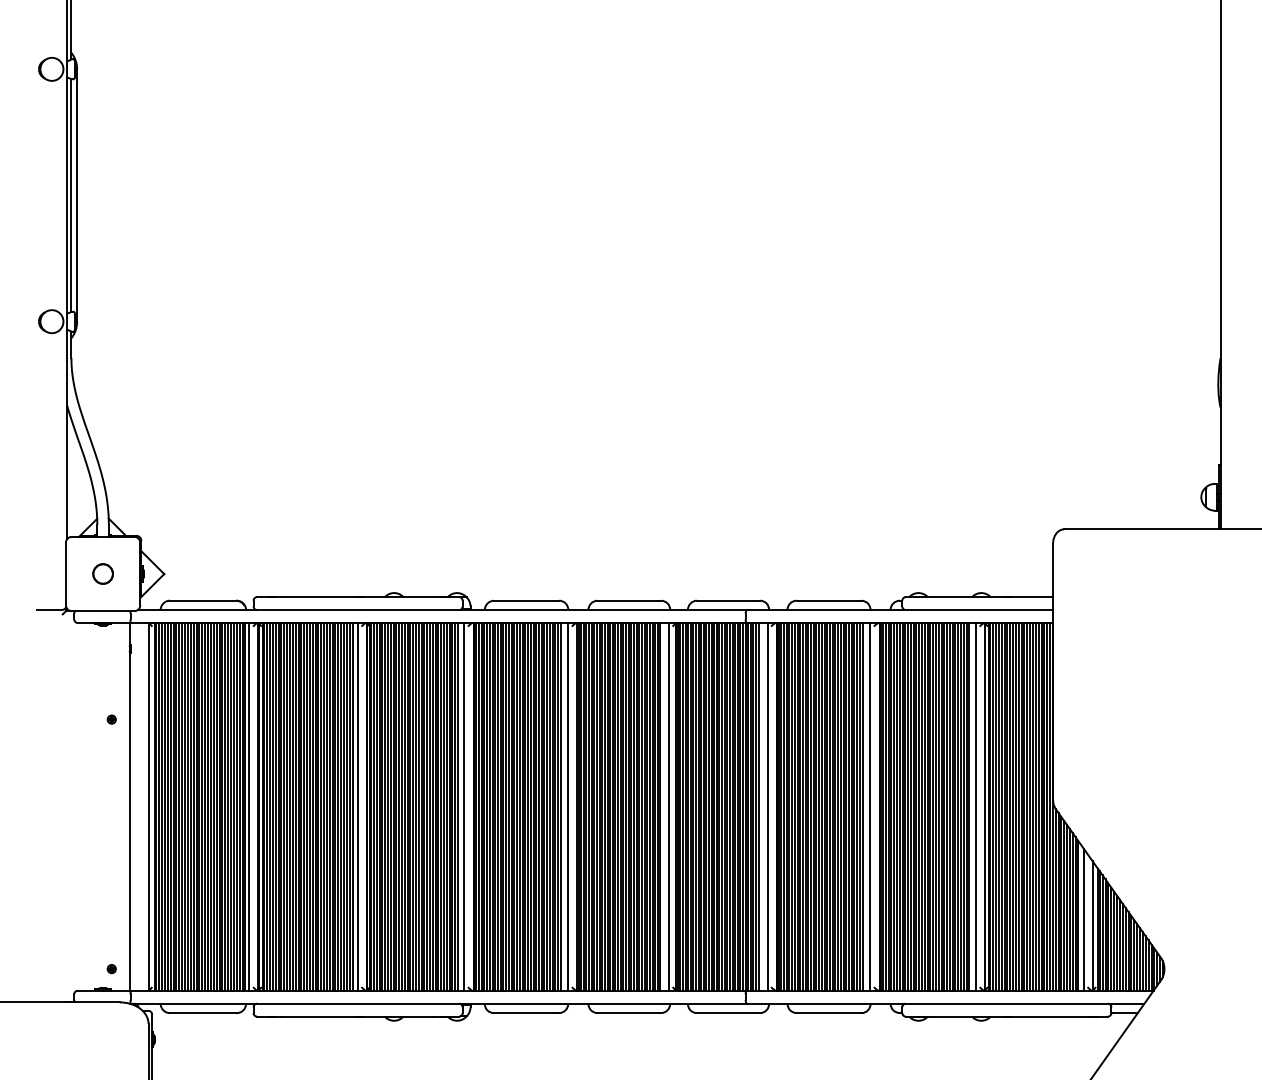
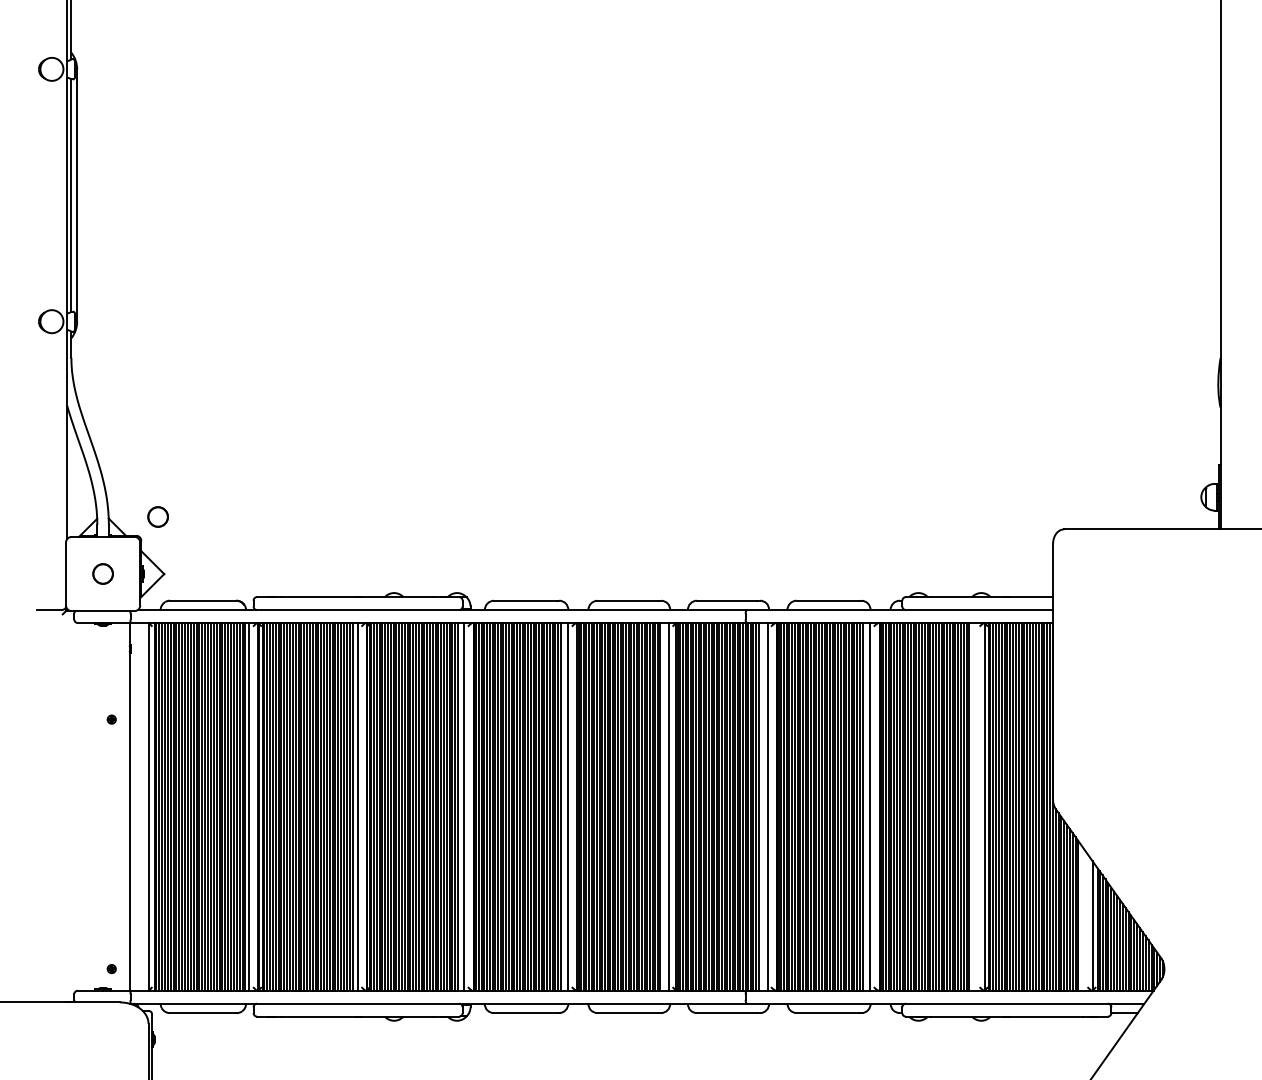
circle: none -> present (157, 516)
line: present -> none (976, 806)
line: present -> none (1083, 919)
